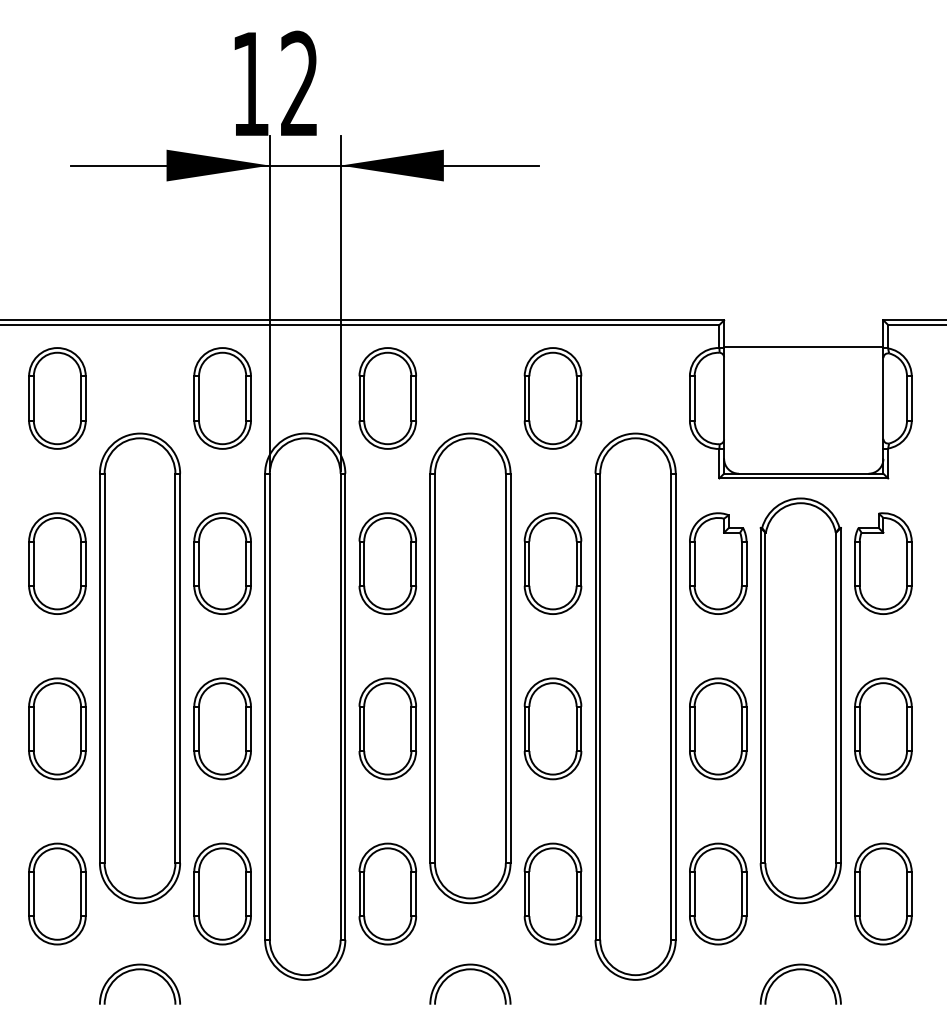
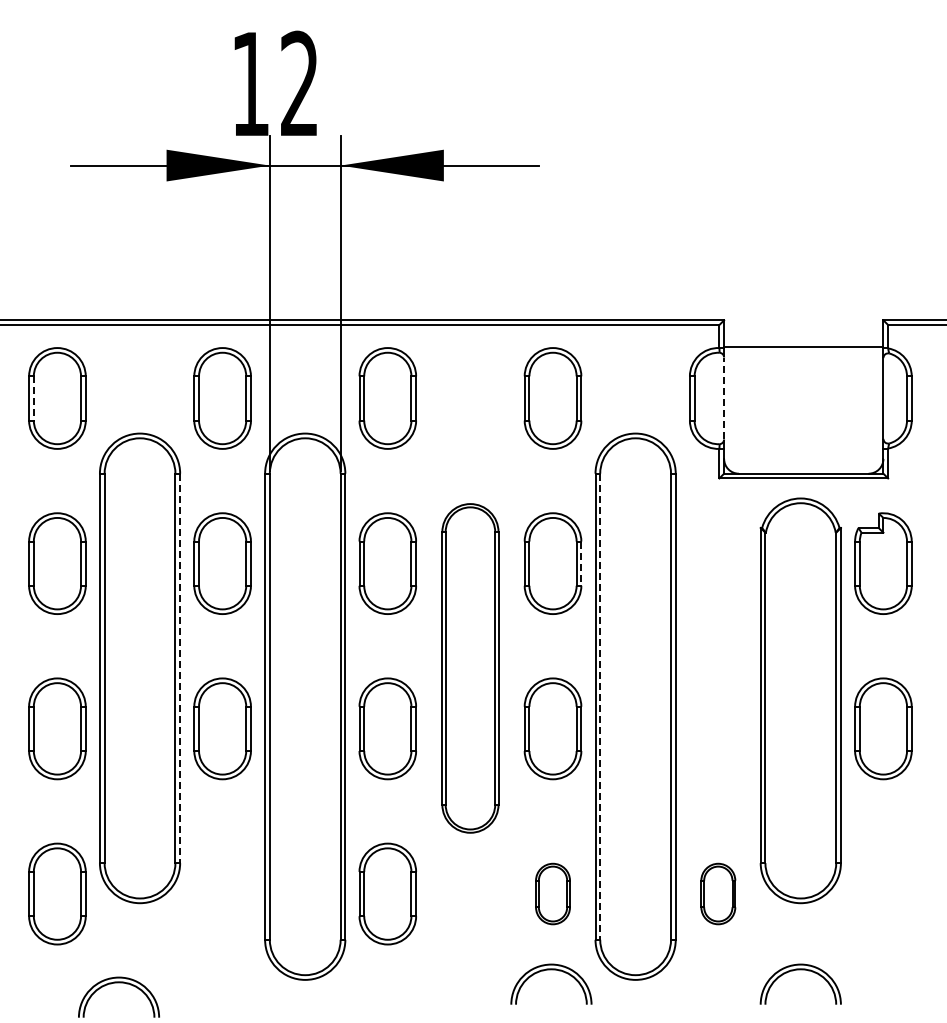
line: solid -> dashed (33, 398)
line: solid -> dashed (724, 398)
part: present -> none (718, 563)
line: solid -> dashed (581, 564)
line: solid -> dashed (180, 668)
part size: 83x473 px -> 59x331 px (470, 668)
line: solid -> dashed (600, 707)
part: present -> none (718, 728)
part: present -> none (222, 893)
part size: 60x104 px -> 36x64 px (552, 893)
part size: 59x104 px -> 37x64 px (718, 893)
part: present -> none (883, 893)
part position: (139, 970) -> (118, 983) (118, 983)
part position: (470, 970) -> (551, 970) (551, 970)
